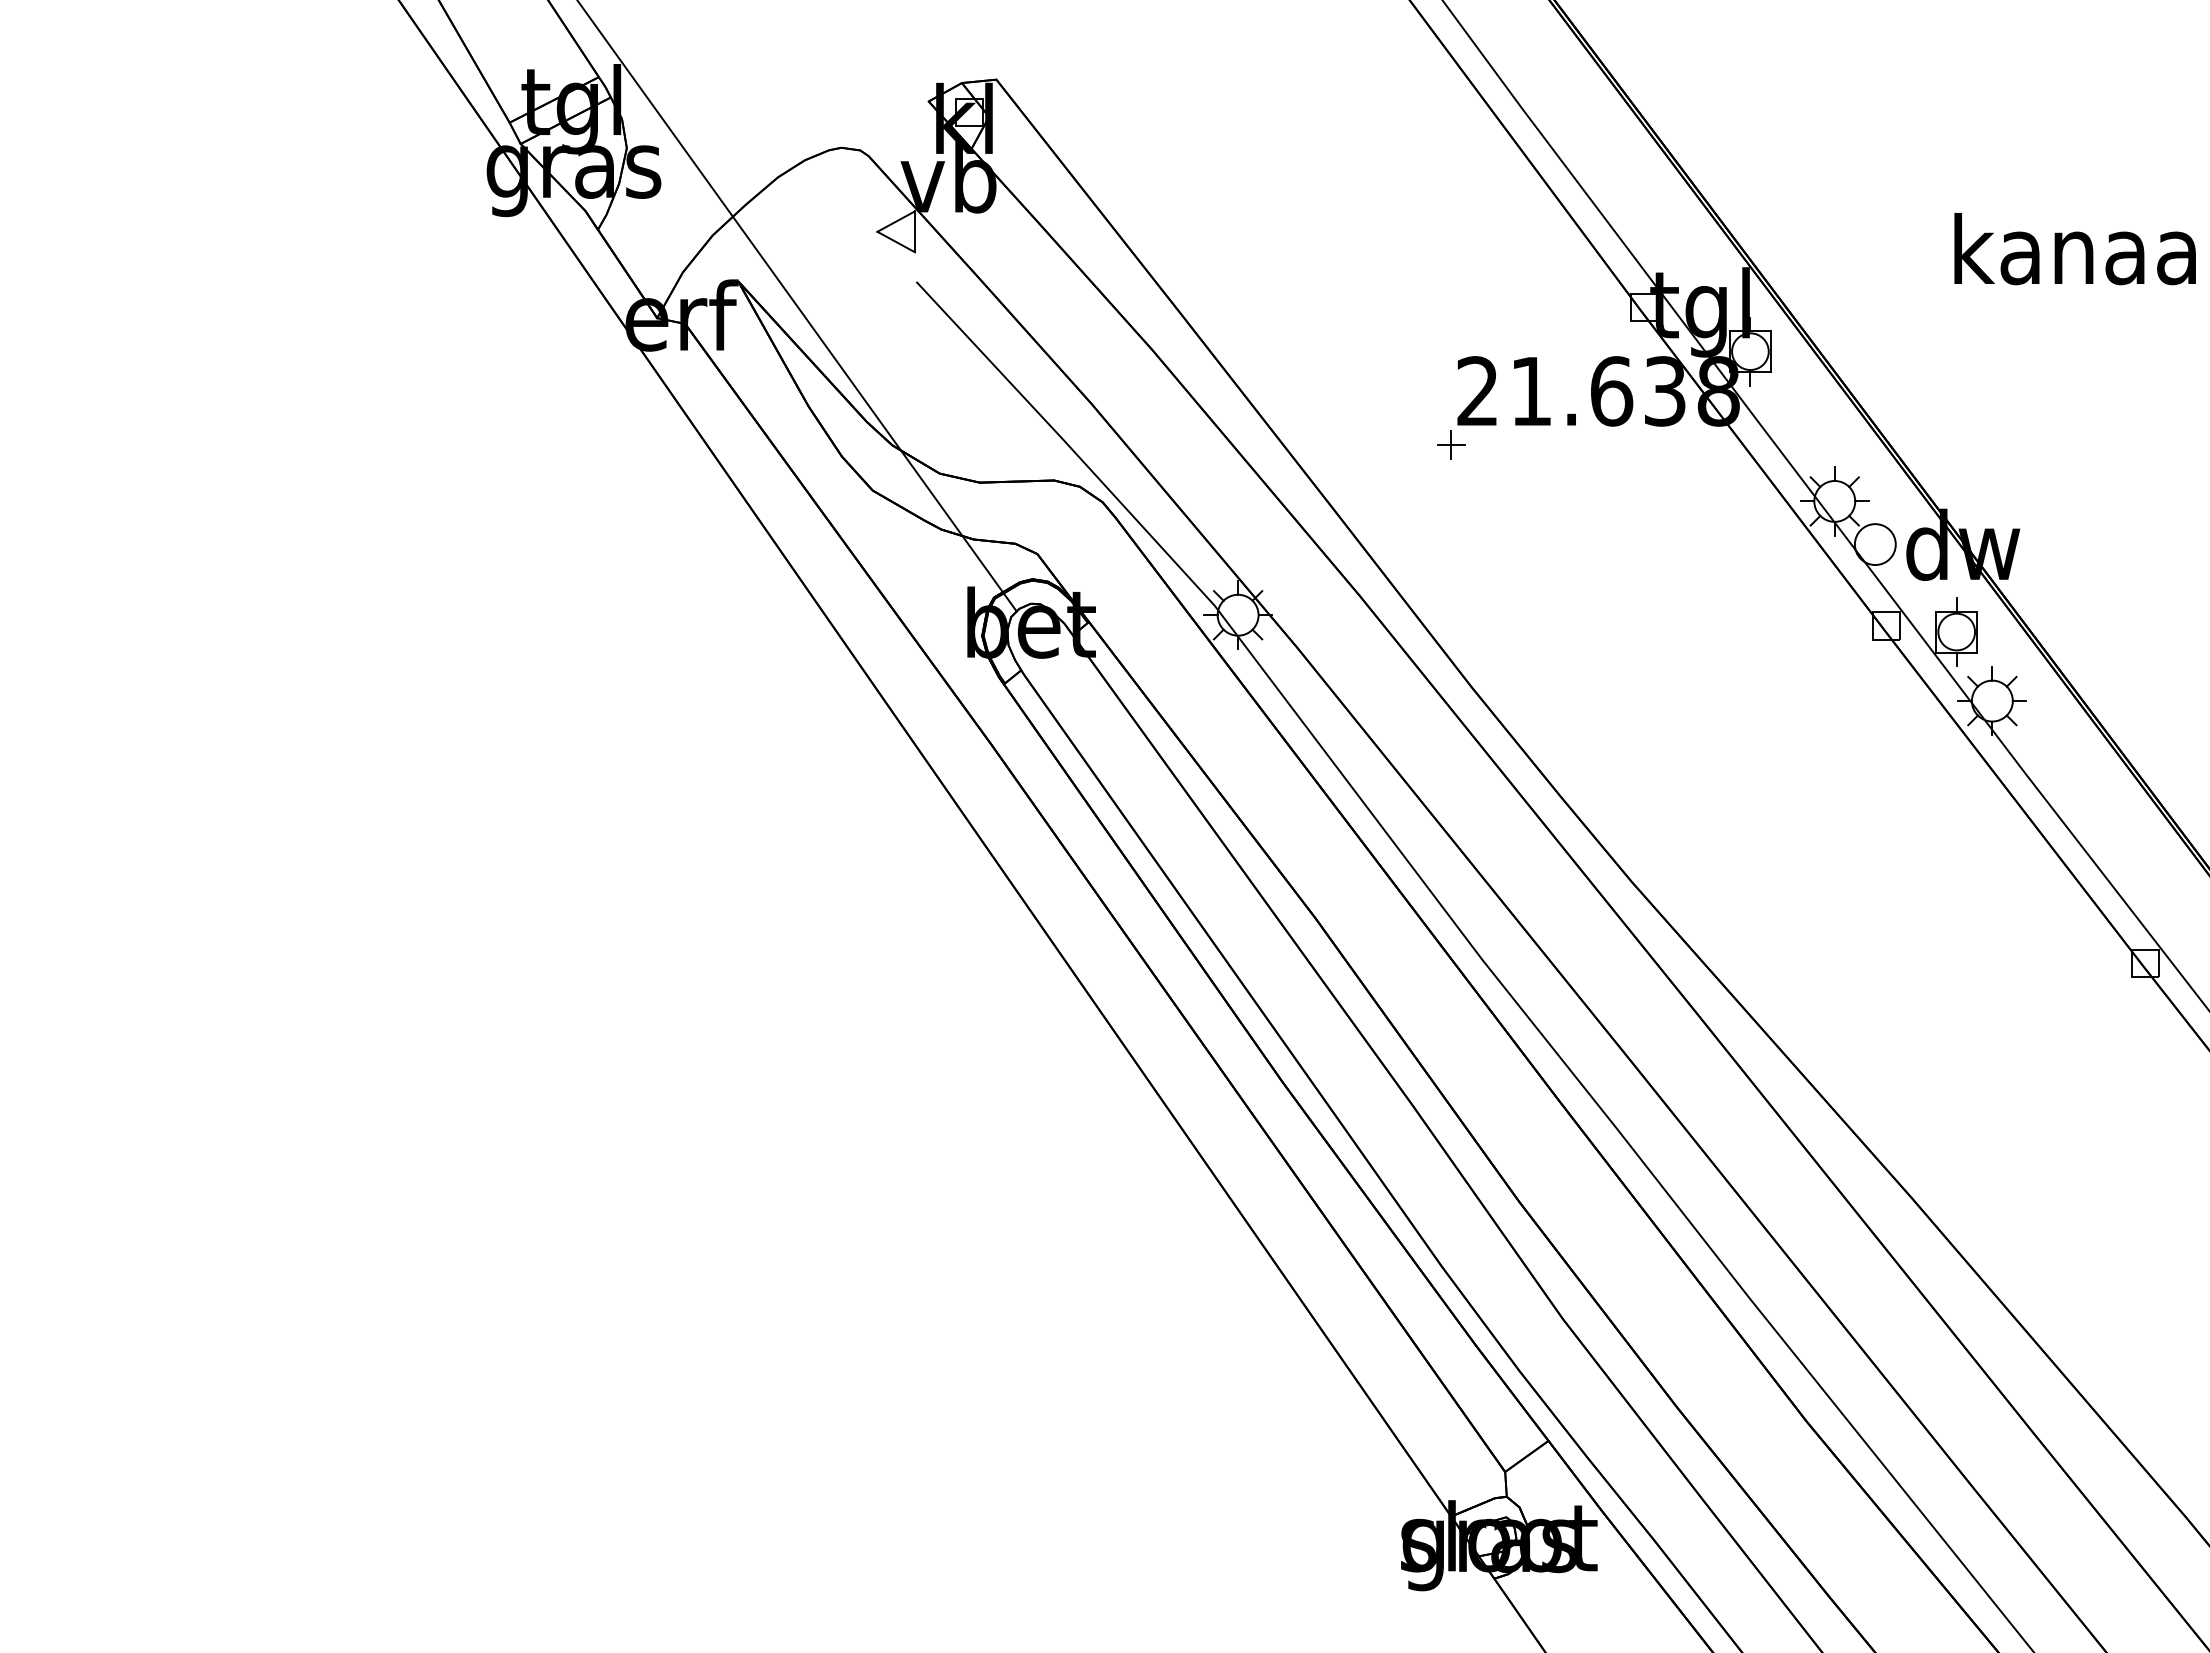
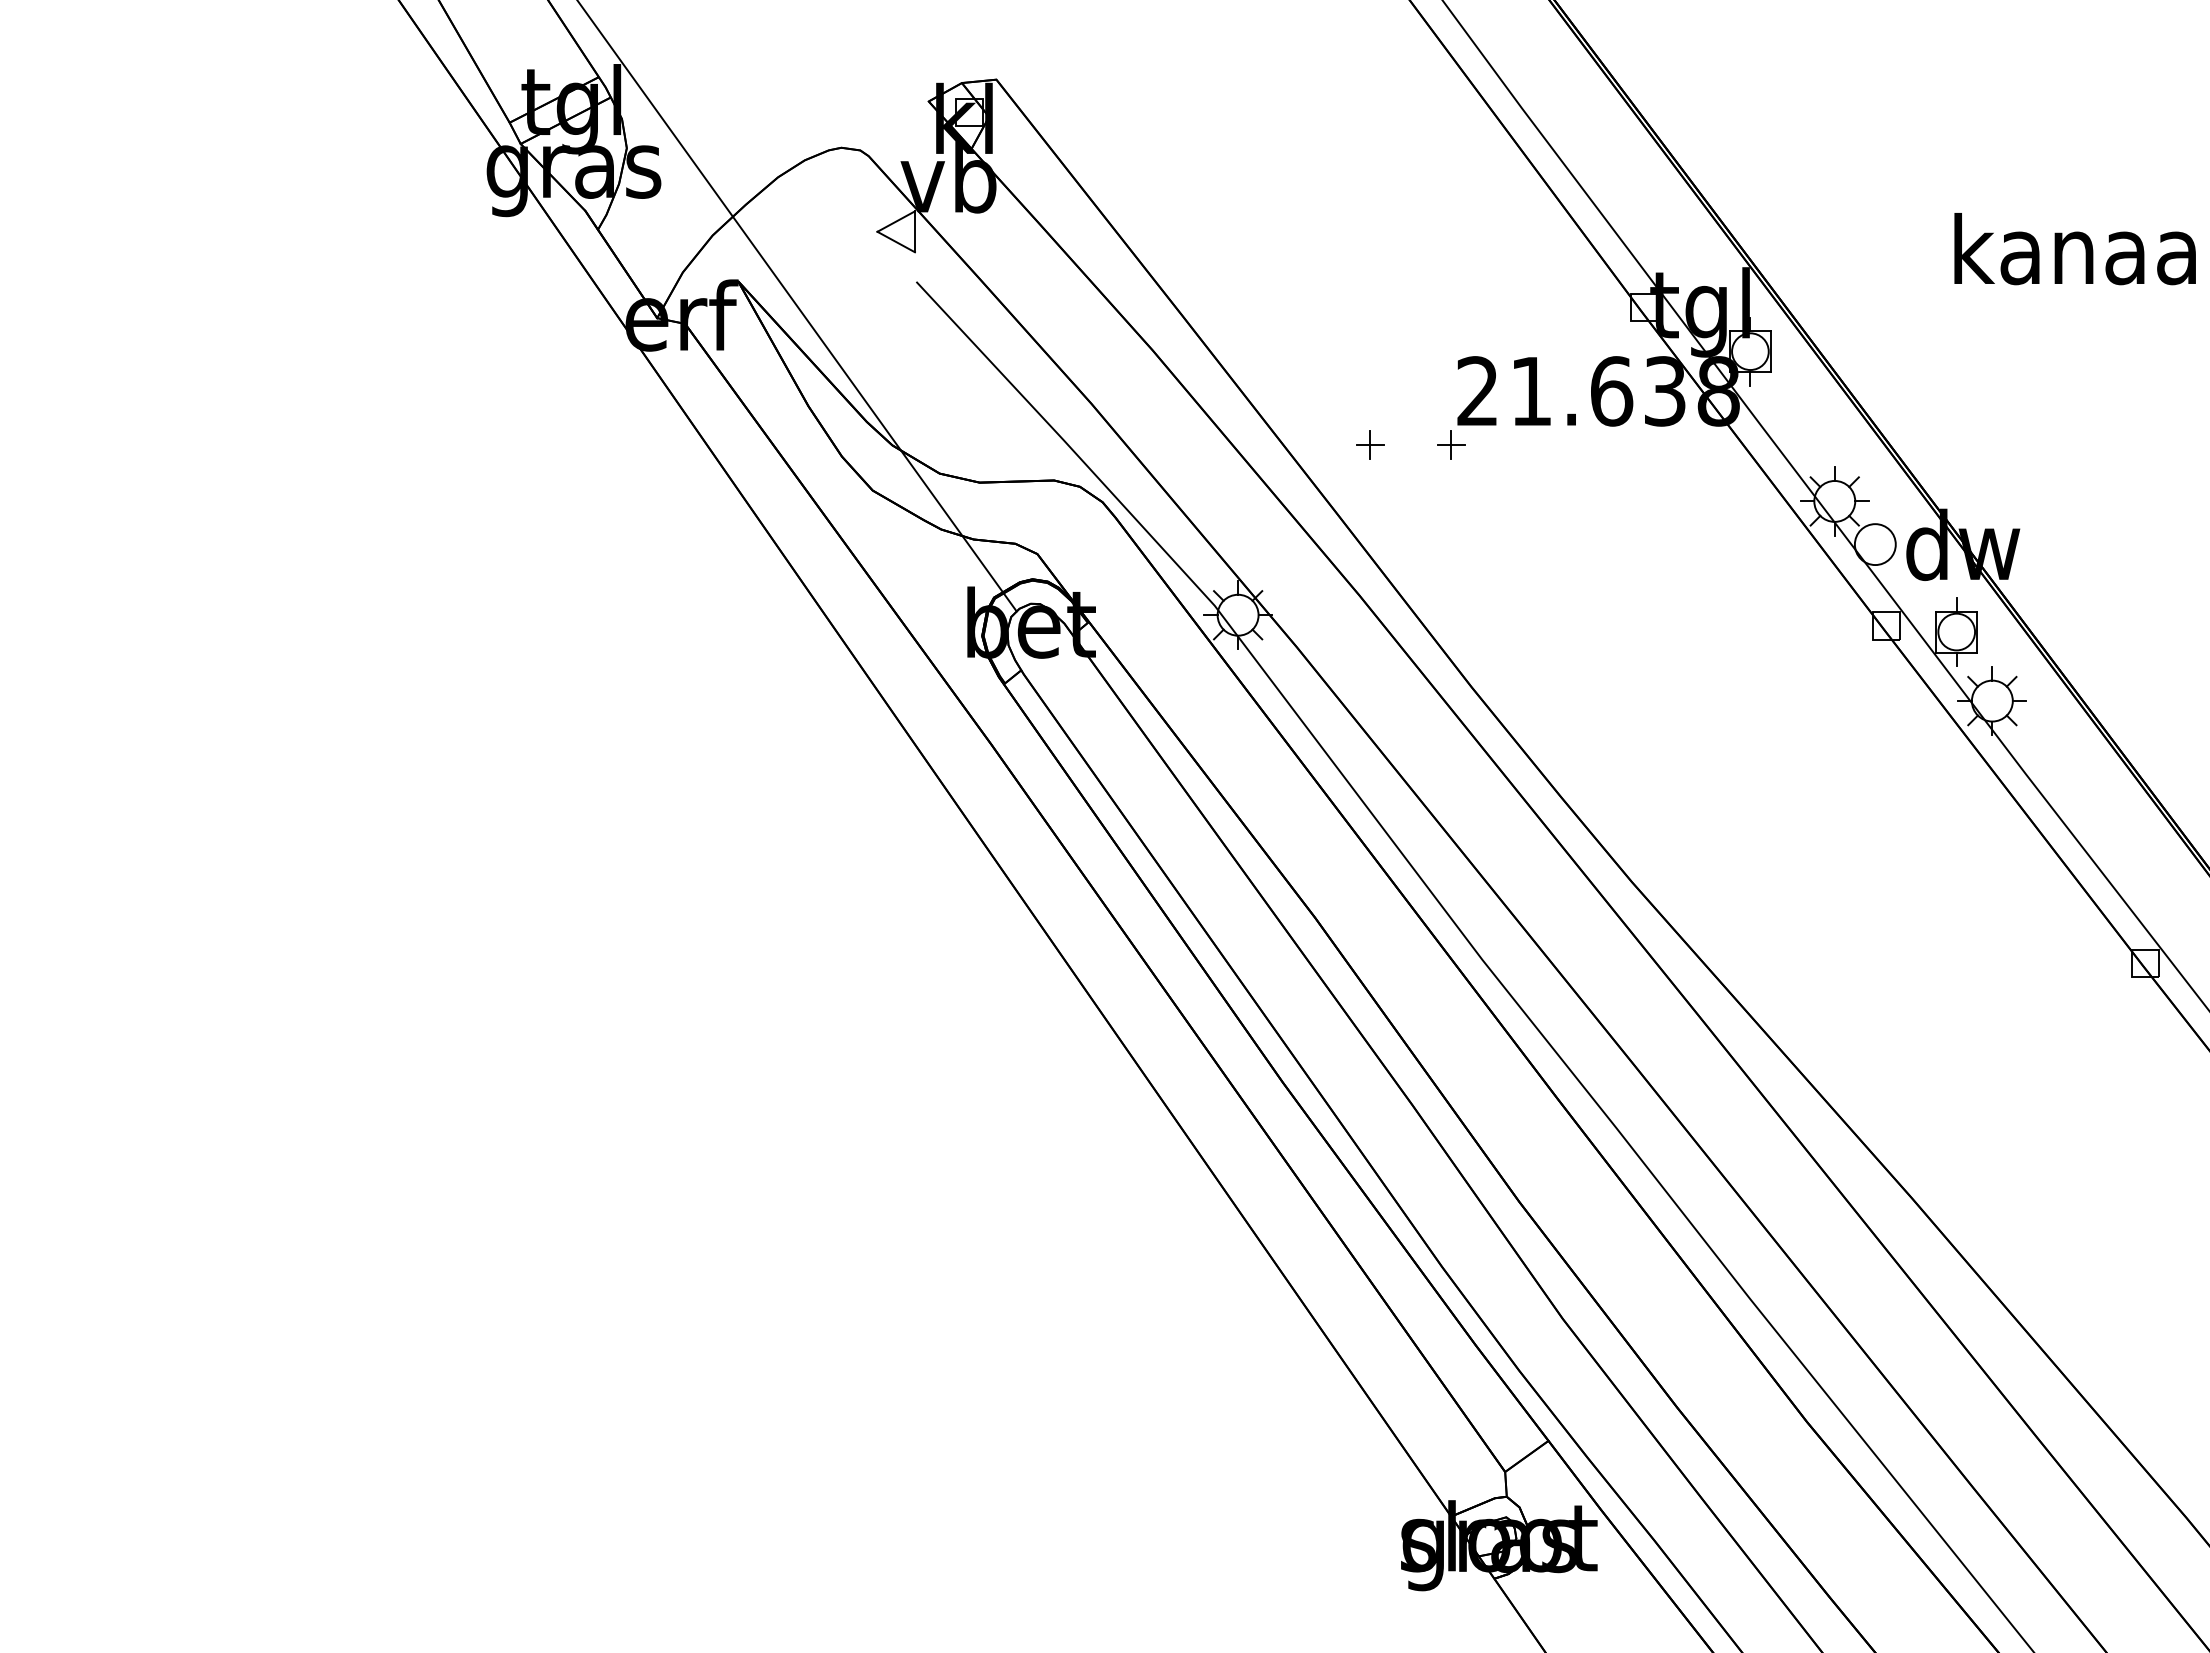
part: none -> present (1370, 444)
